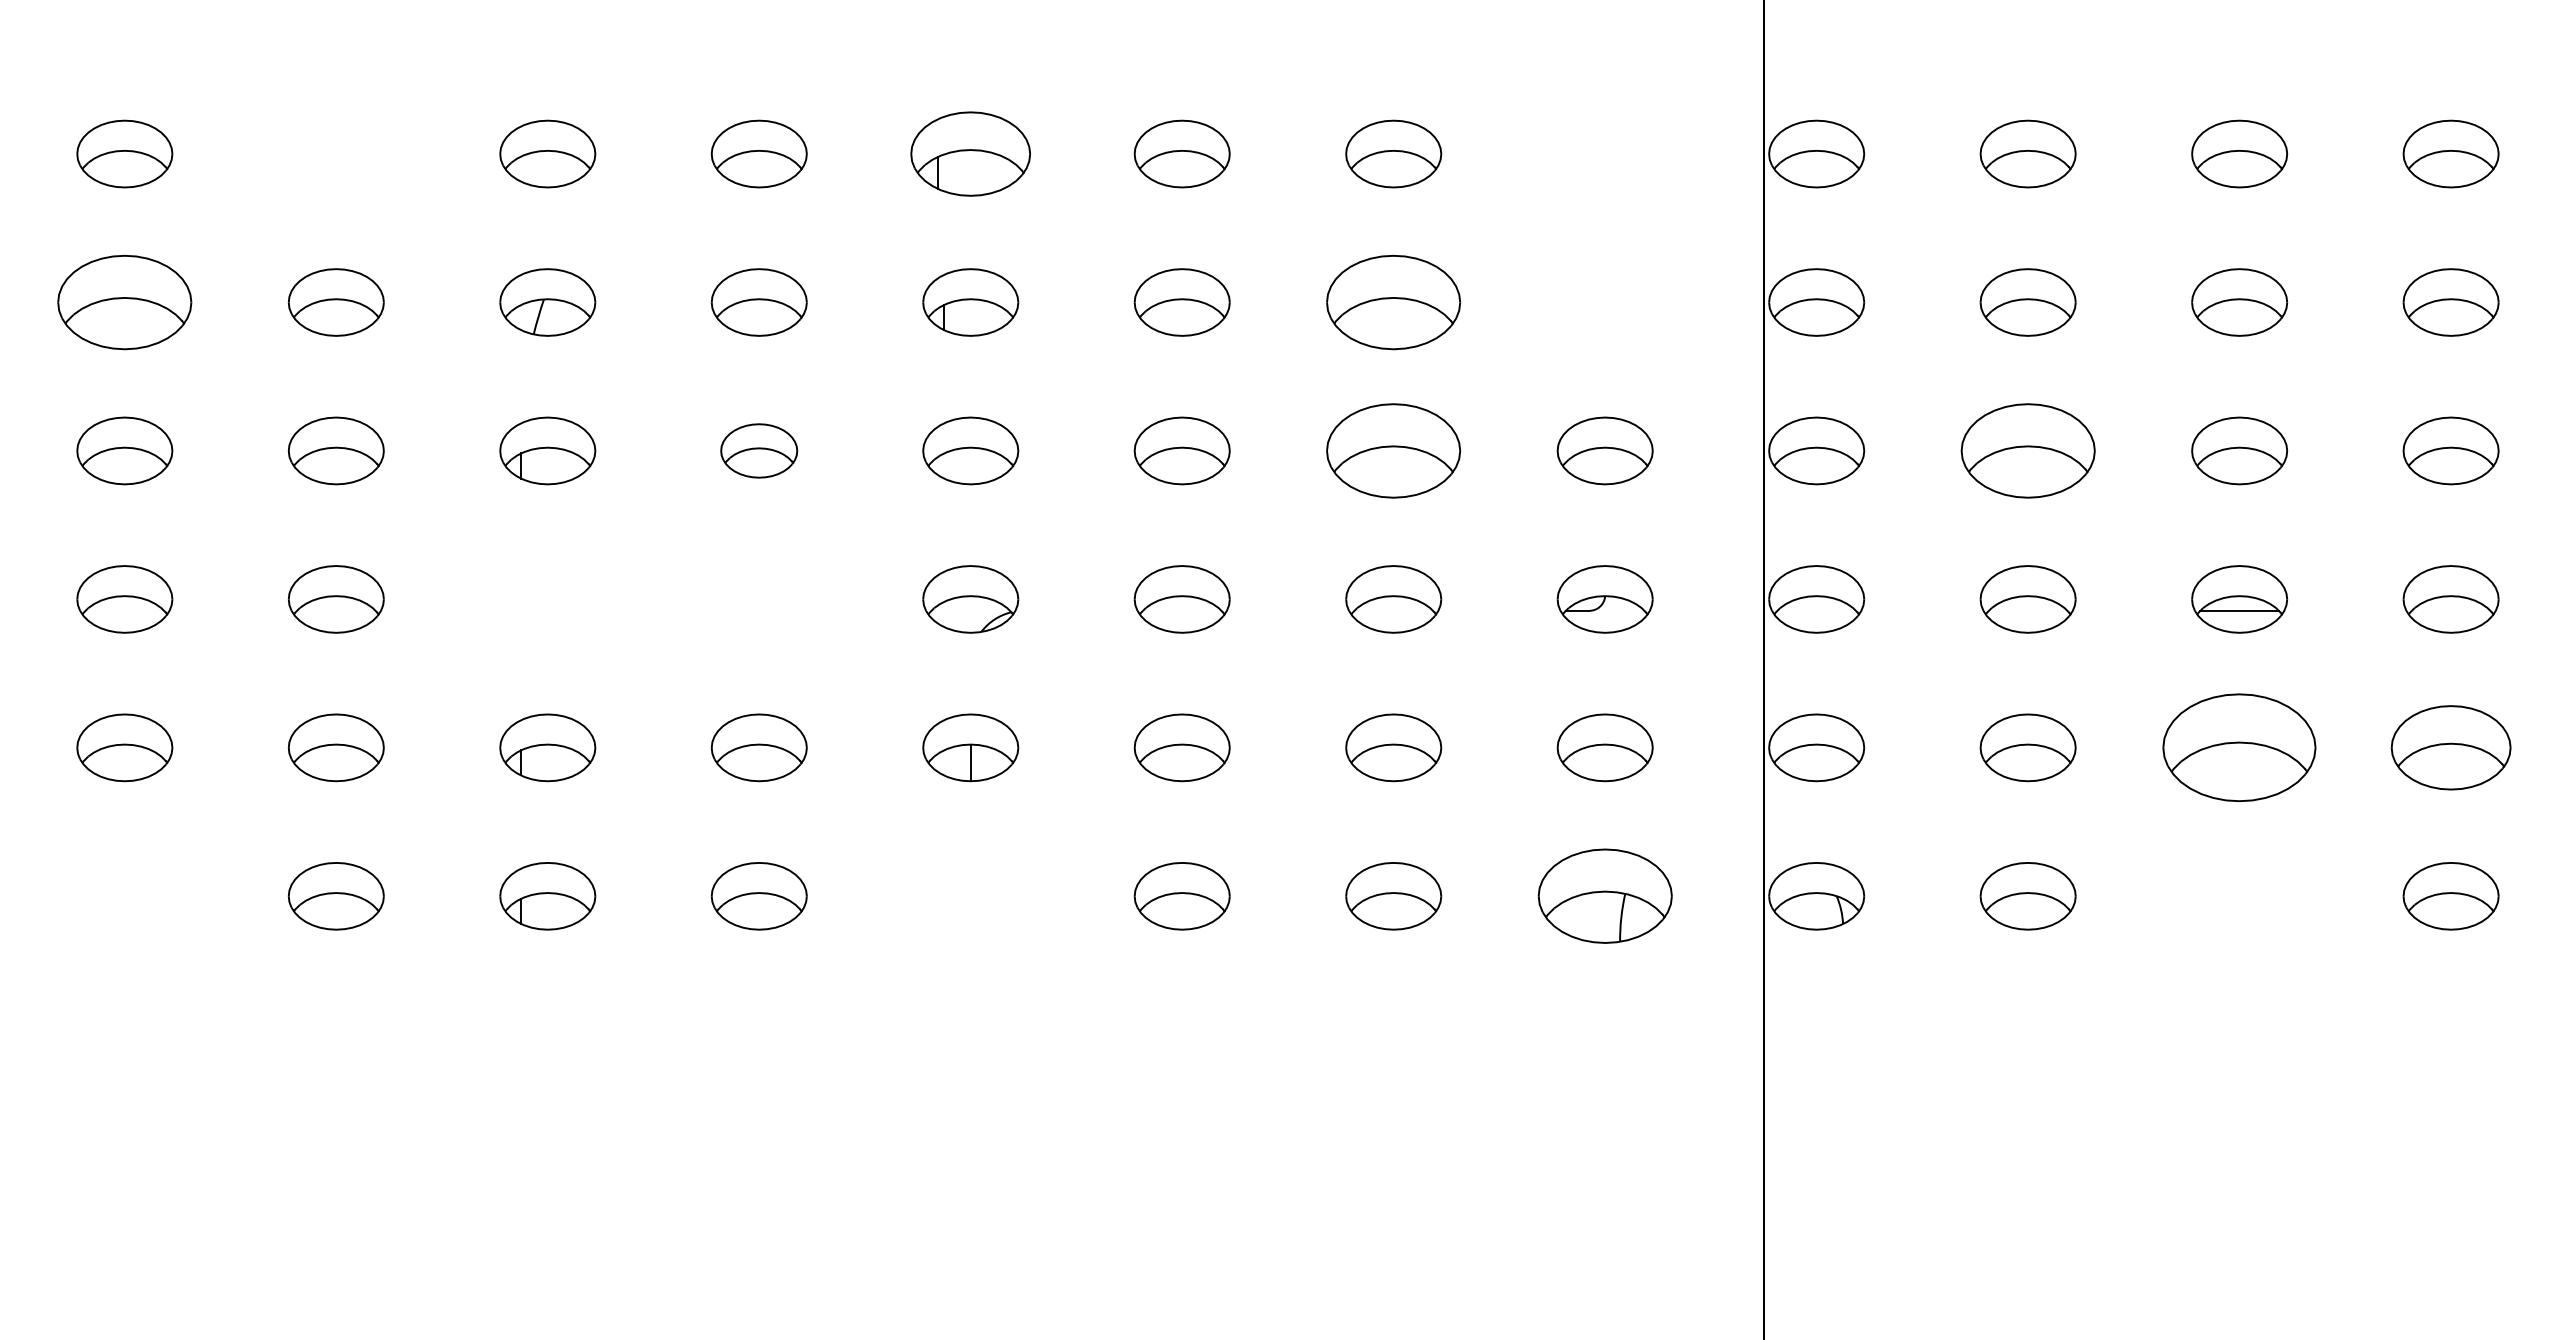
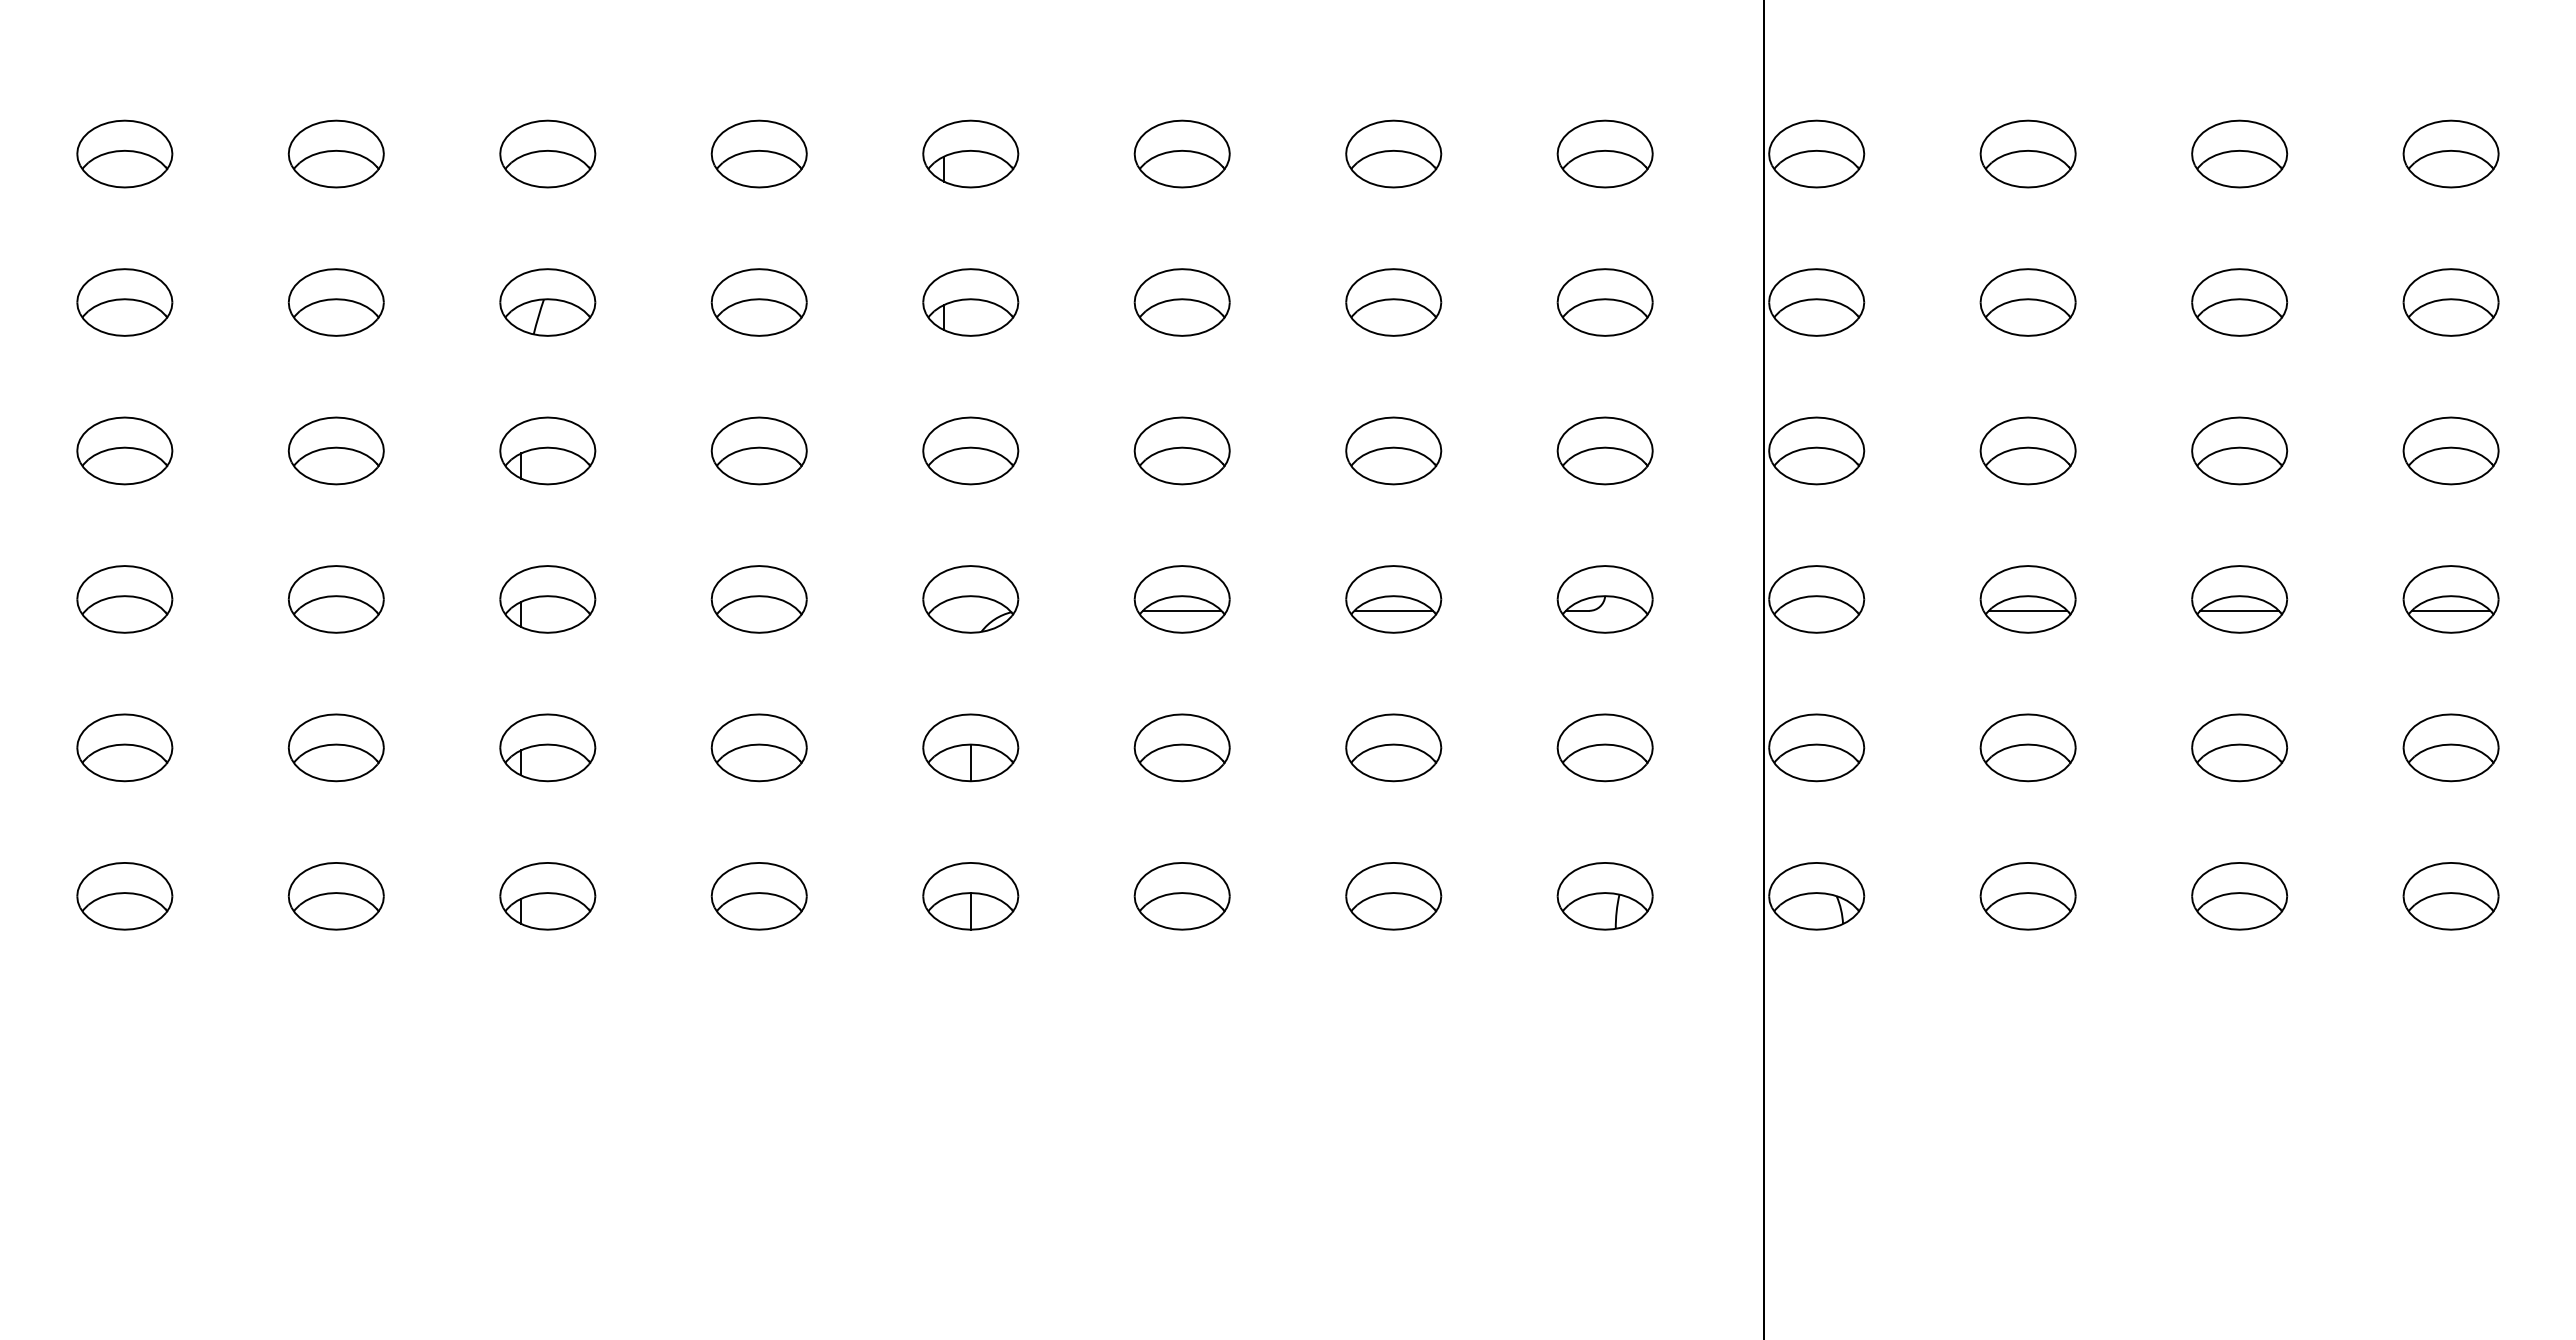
part: none -> present (335, 153)
part size: 121x86 px -> 98x70 px (970, 153)
part: none -> present (1604, 153)
part size: 136x97 px -> 98x69 px (124, 302)
part size: 136x97 px -> 98x69 px (1393, 302)
part: none -> present (1604, 302)
part size: 79x56 px -> 98x70 px (758, 450)
part size: 136x96 px -> 98x70 px (1393, 450)
part size: 136x96 px -> 98x70 px (2027, 450)
part: none -> present (547, 599)
part: none -> present (758, 599)
line: none -> present (1182, 610)
line: none -> present (1393, 610)
line: none -> present (2027, 610)
line: none -> present (2450, 610)
part size: 155x110 px -> 98x70 px (2239, 747)
part size: 122x86 px -> 98x70 px (2450, 747)
part size: 136x96 px -> 98x69 px (1604, 896)
part: none -> present (124, 896)
part: none -> present (970, 896)
part: none -> present (2239, 896)
